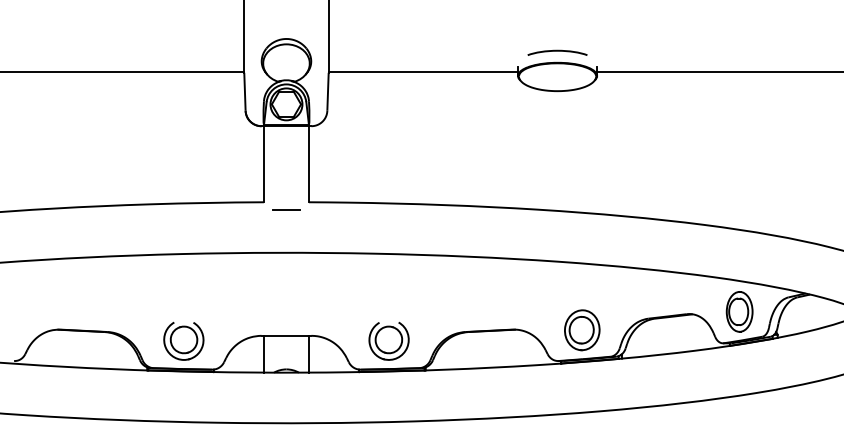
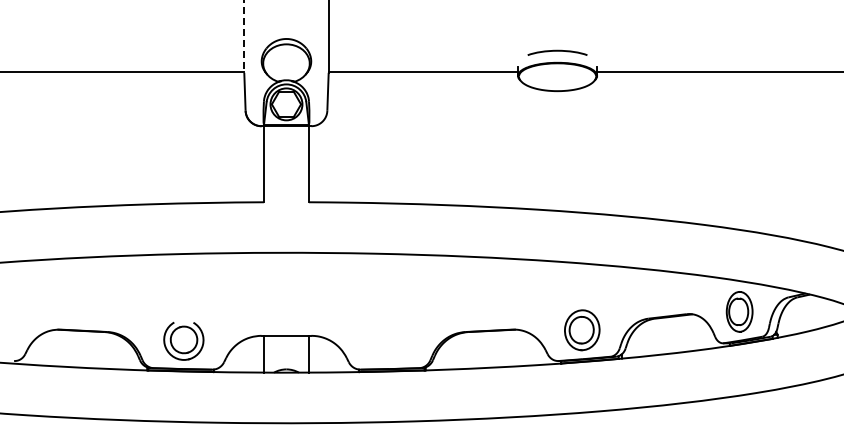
line: solid -> dashed (244, 36)
line: present -> none (286, 209)
part: present -> none (388, 340)
